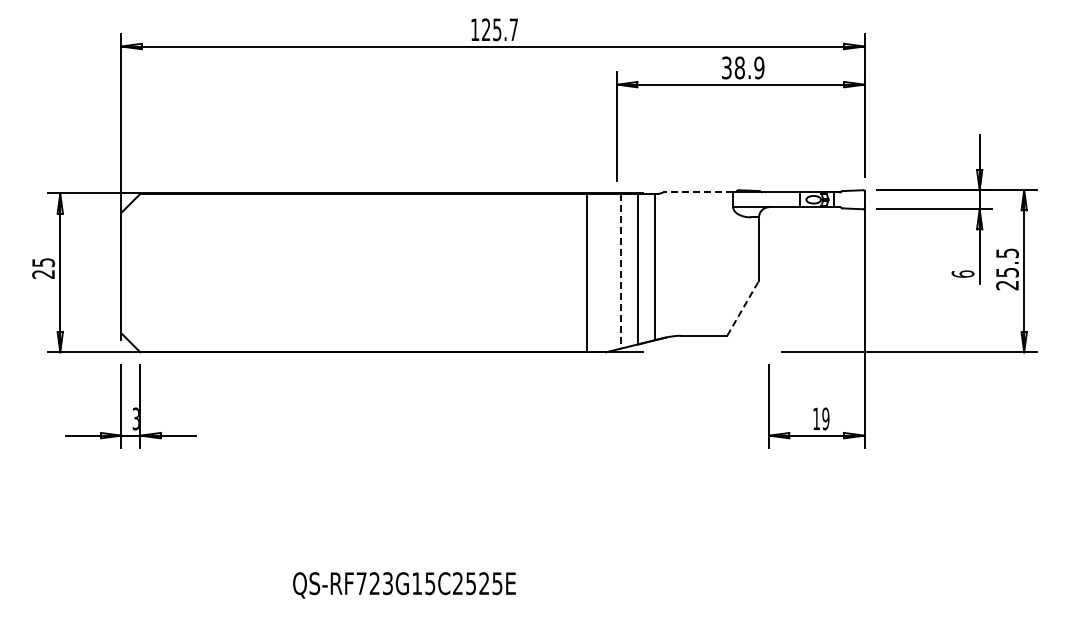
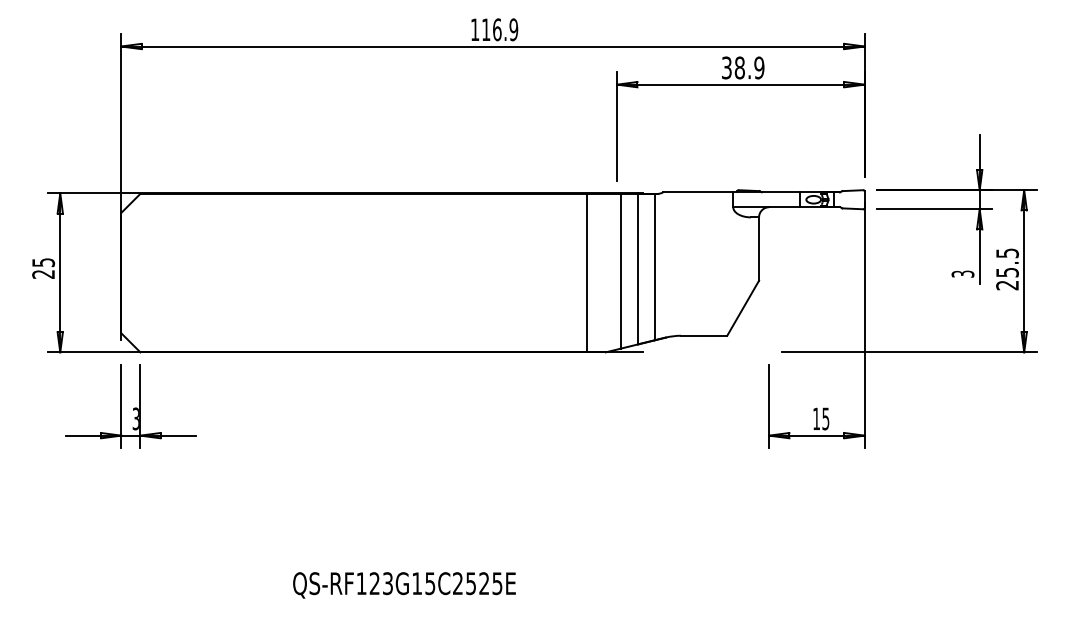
text: 125.7 -> 116.9 (500, 29)
line: dashed -> solid (697, 192)
line: dashed -> solid (620, 271)
text: 6 -> 3 (962, 273)
line: dashed -> solid (743, 308)
text: 19 -> 15 (825, 418)
text: QS-RF723G15C2525E -> QS-RF123G15C2525E (361, 583)
